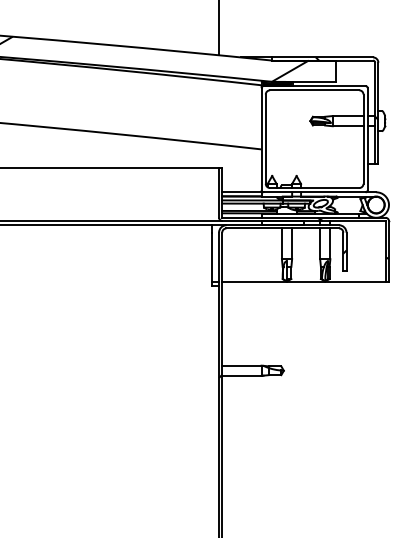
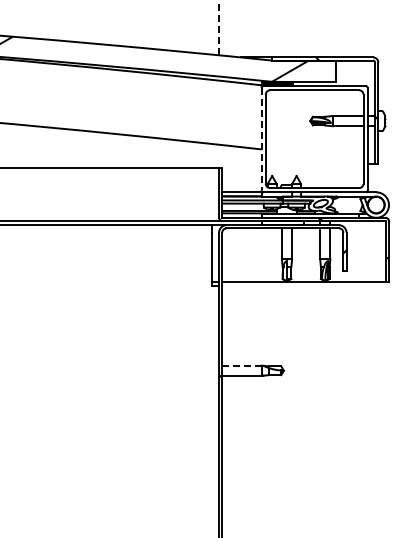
line: solid -> dashed (219, 27)
line: solid -> dashed (261, 139)
line: solid -> dashed (241, 365)
